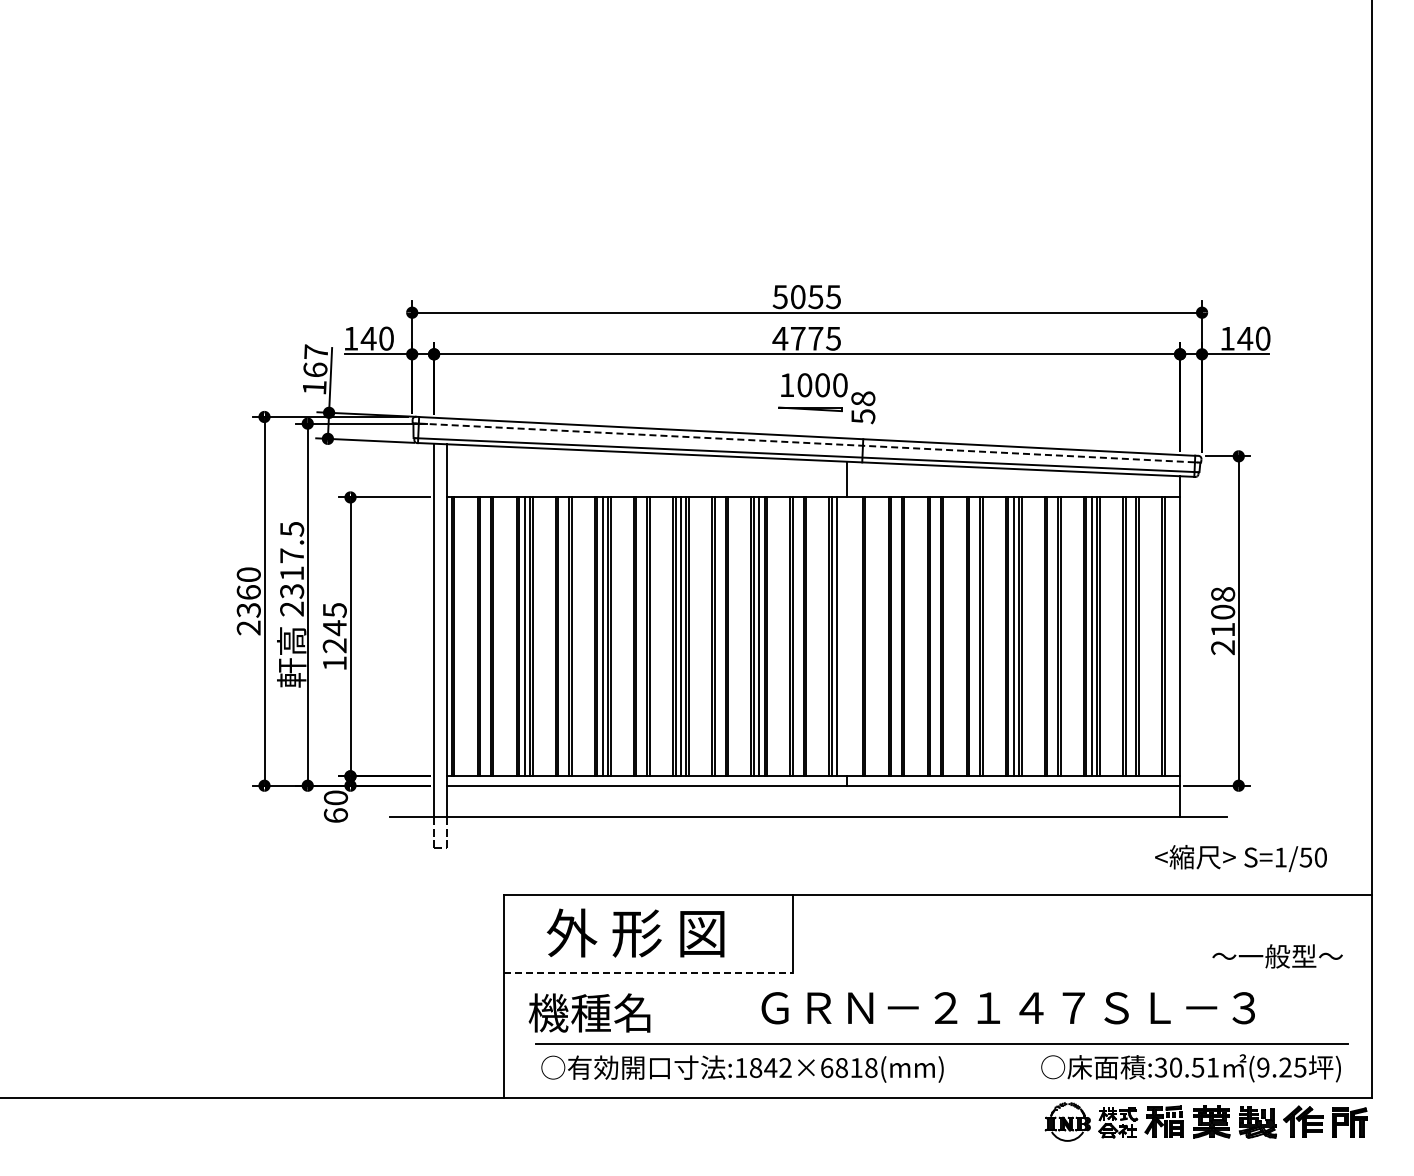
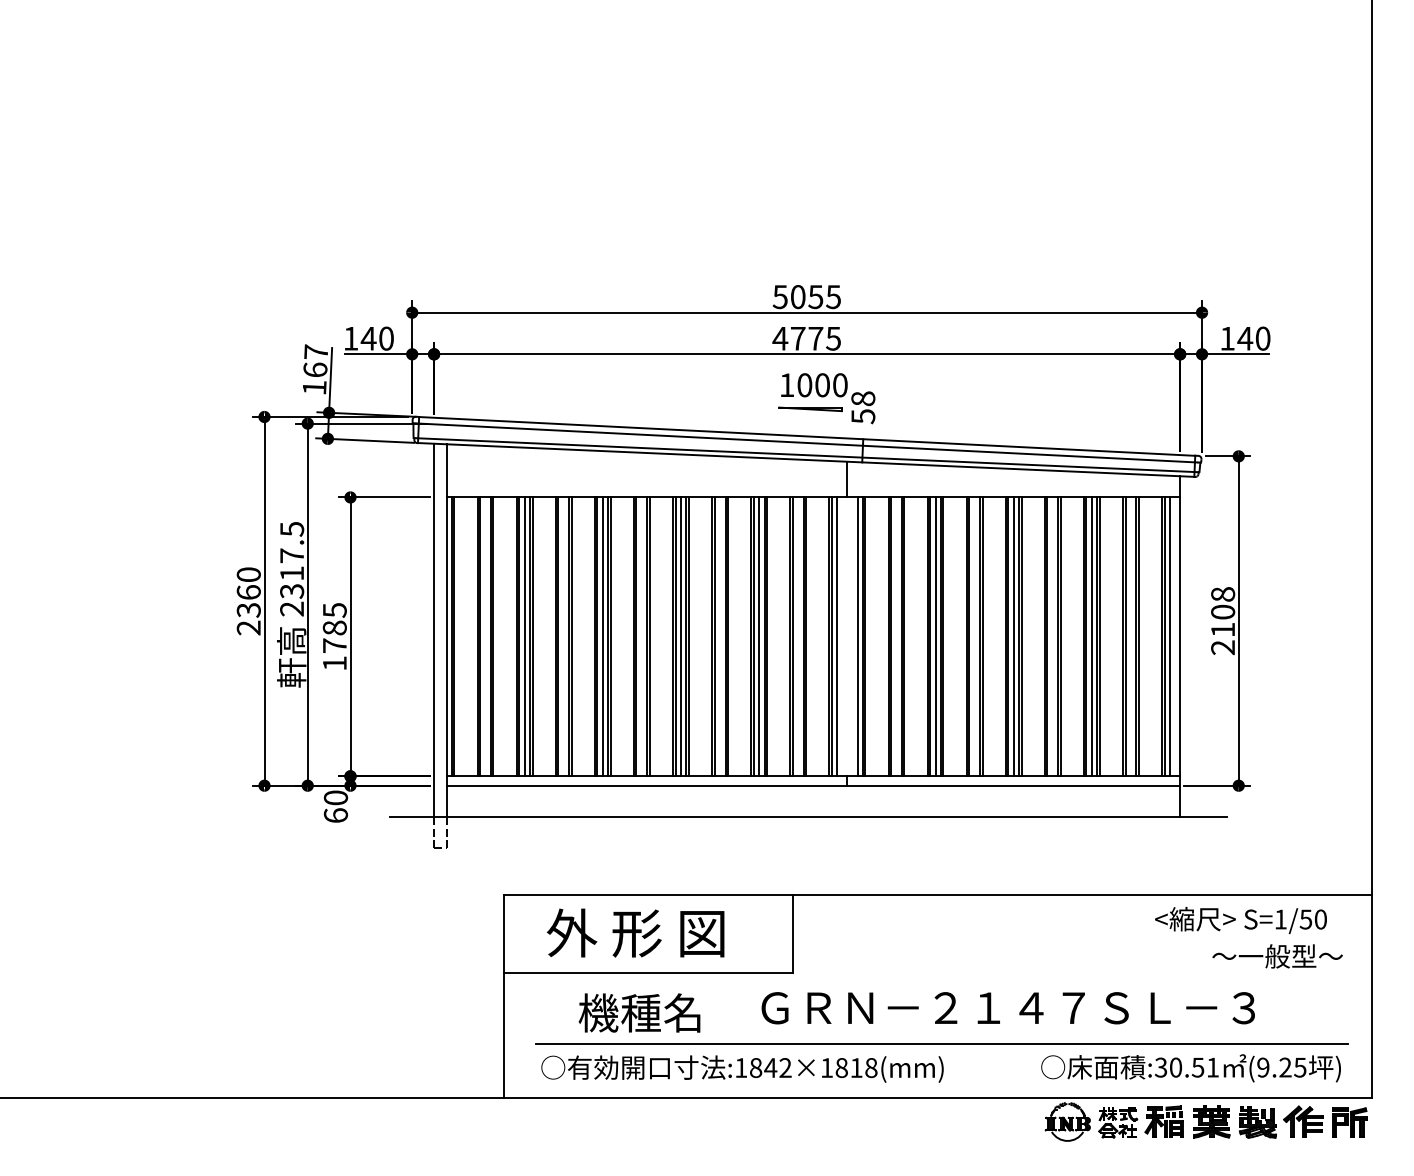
line: dashed -> solid (806, 442)
text: 1245 -> 1785 (334, 636)
line: none -> present (857, 636)
line: none -> present (935, 636)
line: none -> present (1170, 636)
text position: (1240, 858) -> (1240, 920) (1240, 920)
line: dashed -> solid (648, 973)
text position: (589, 1012) -> (639, 1012) (639, 1012)
text: :1842×6818(mm) -> :1842×1818(mm) (827, 1068)
